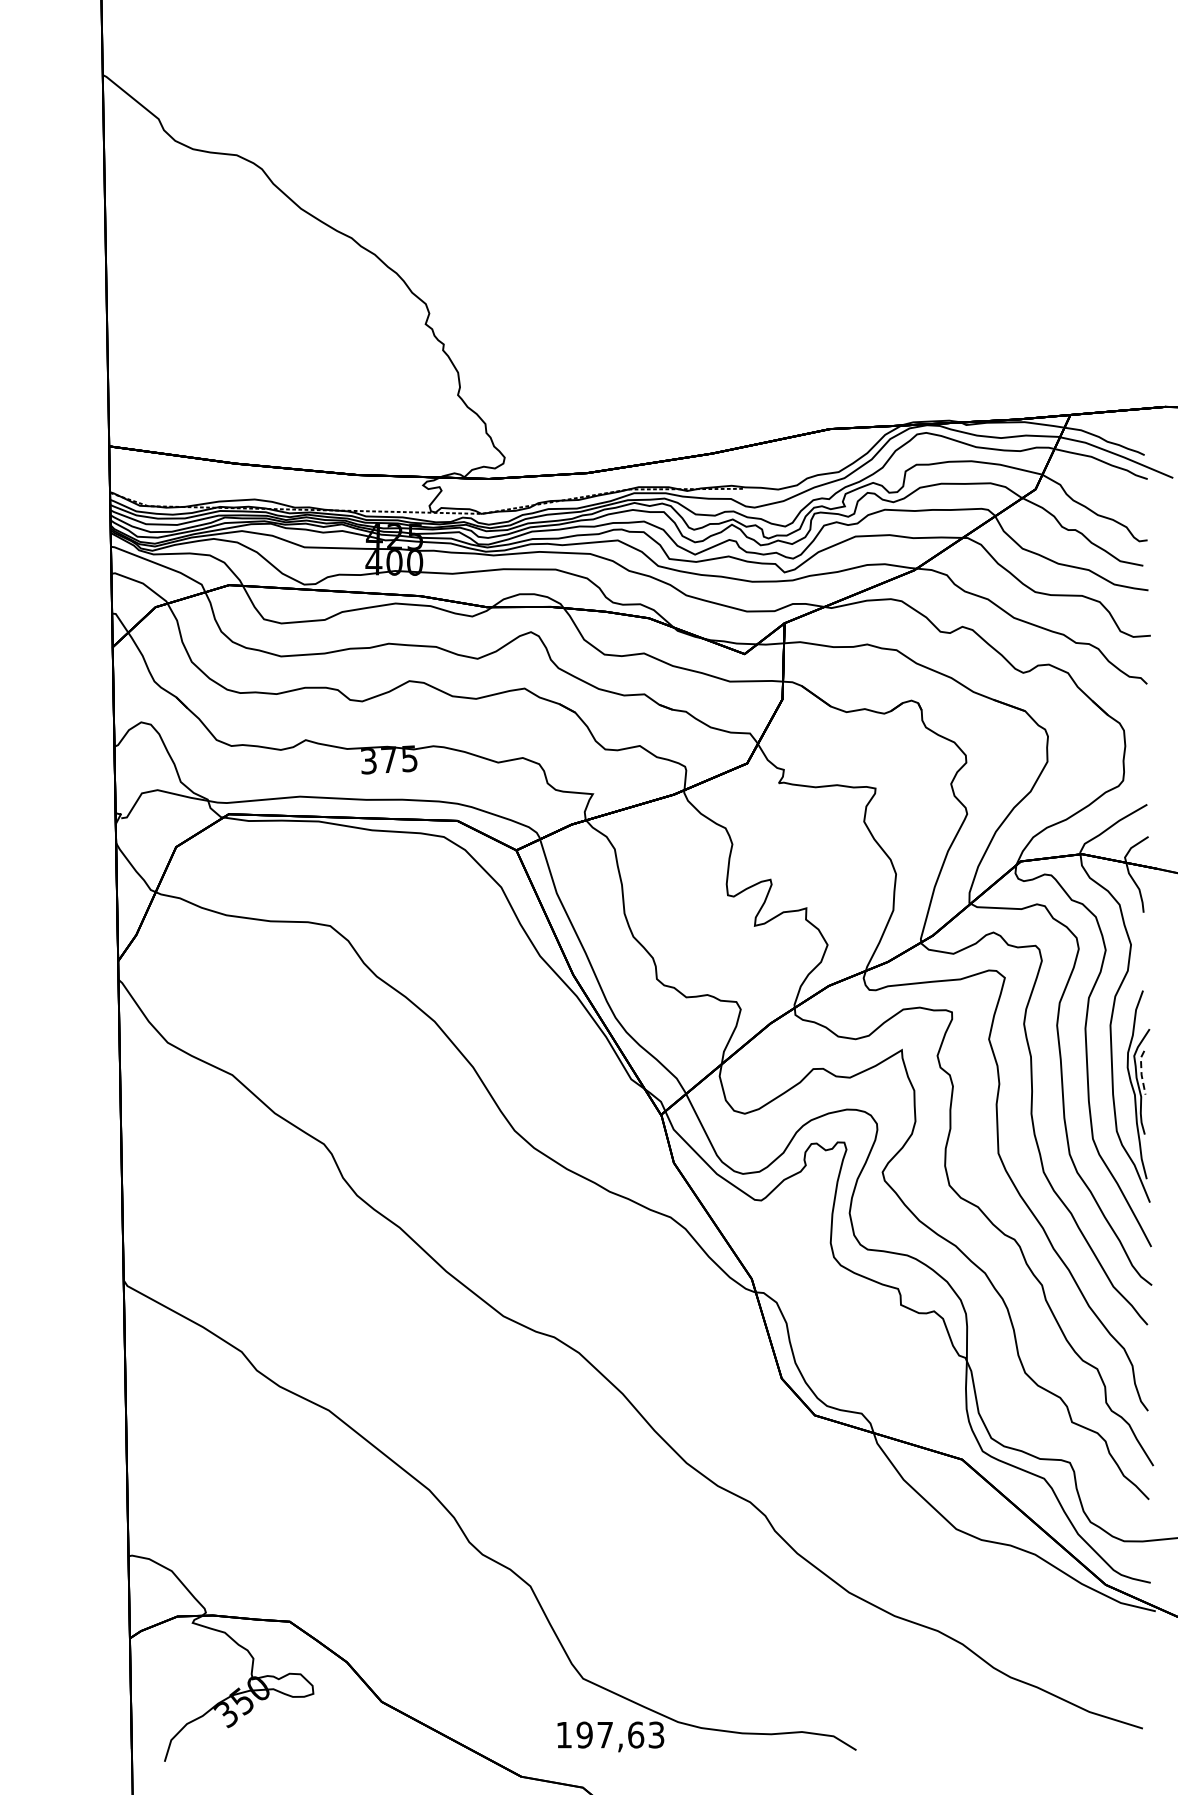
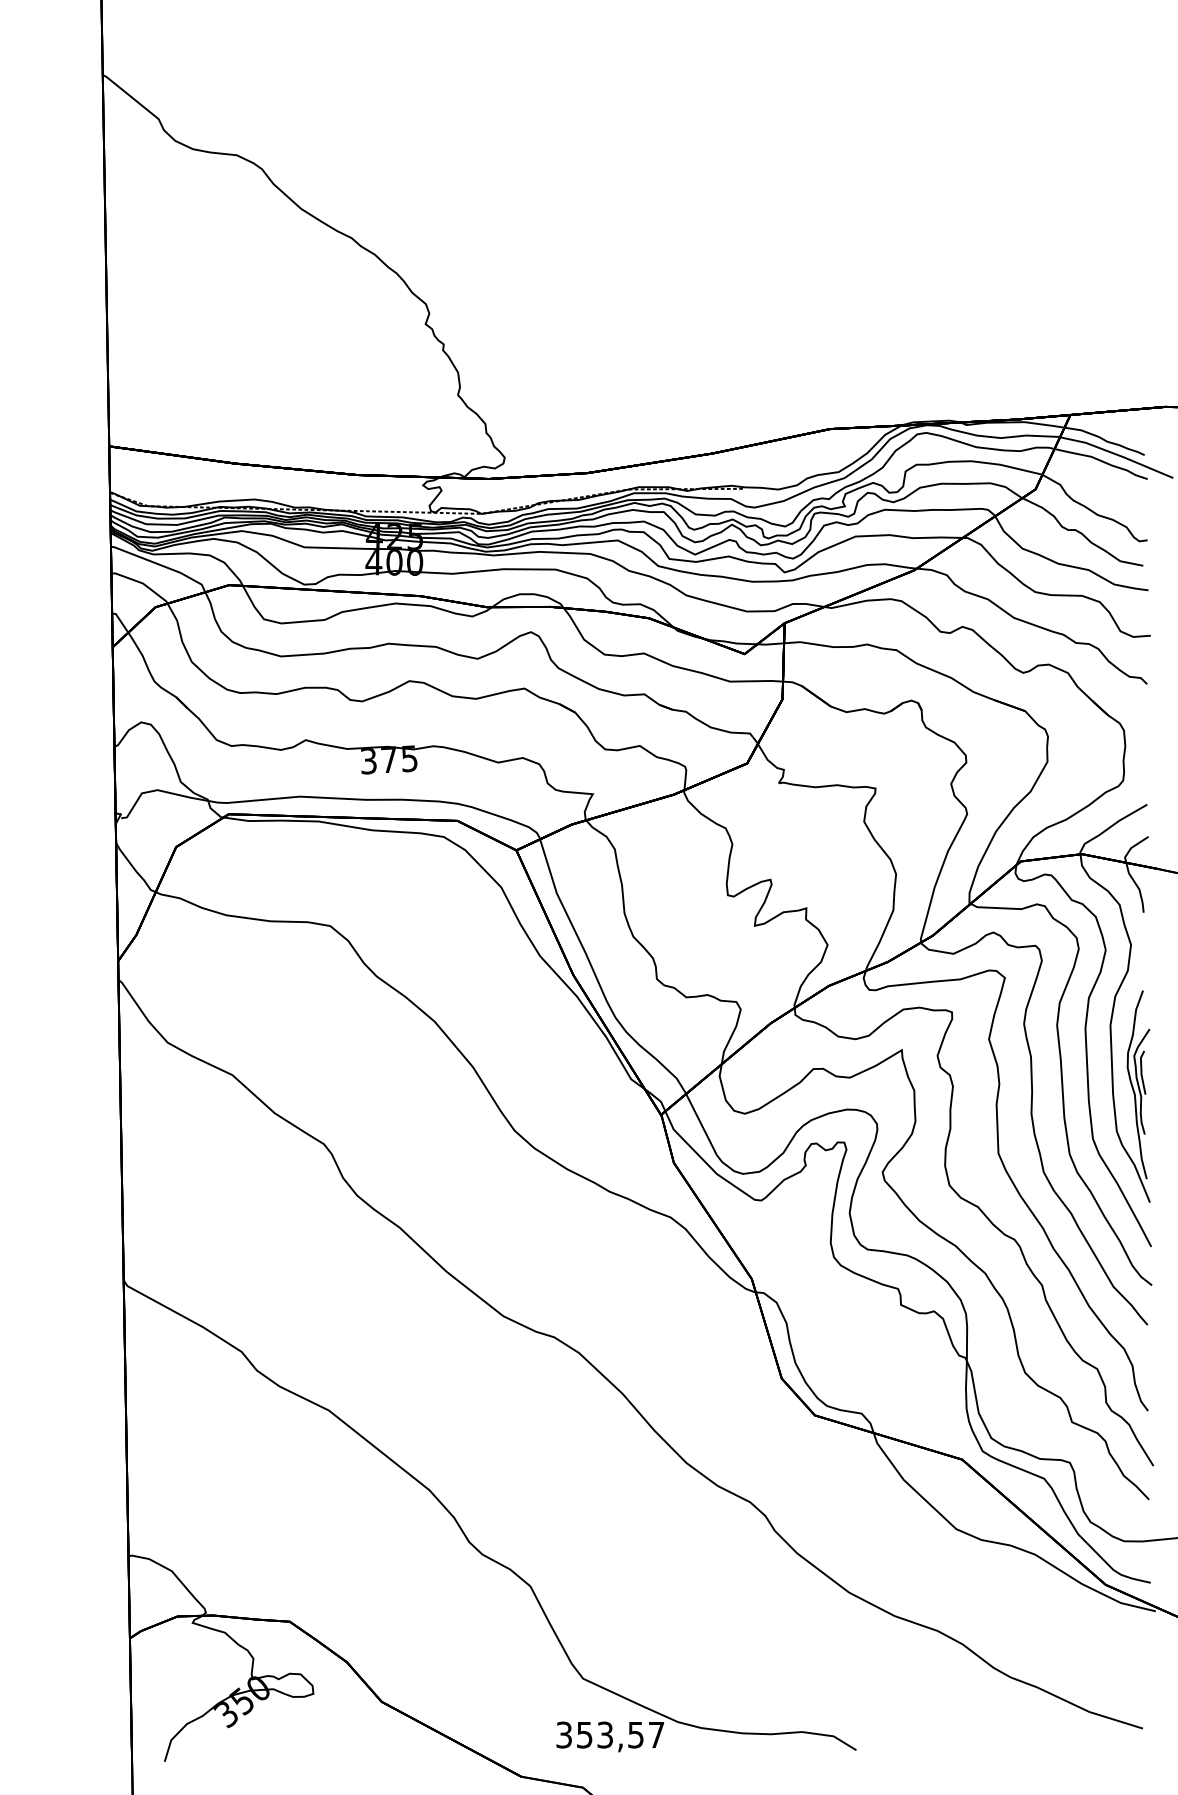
line: dashed -> solid (1141, 1073)
text: 197,63 -> 353,57 (610, 1734)
